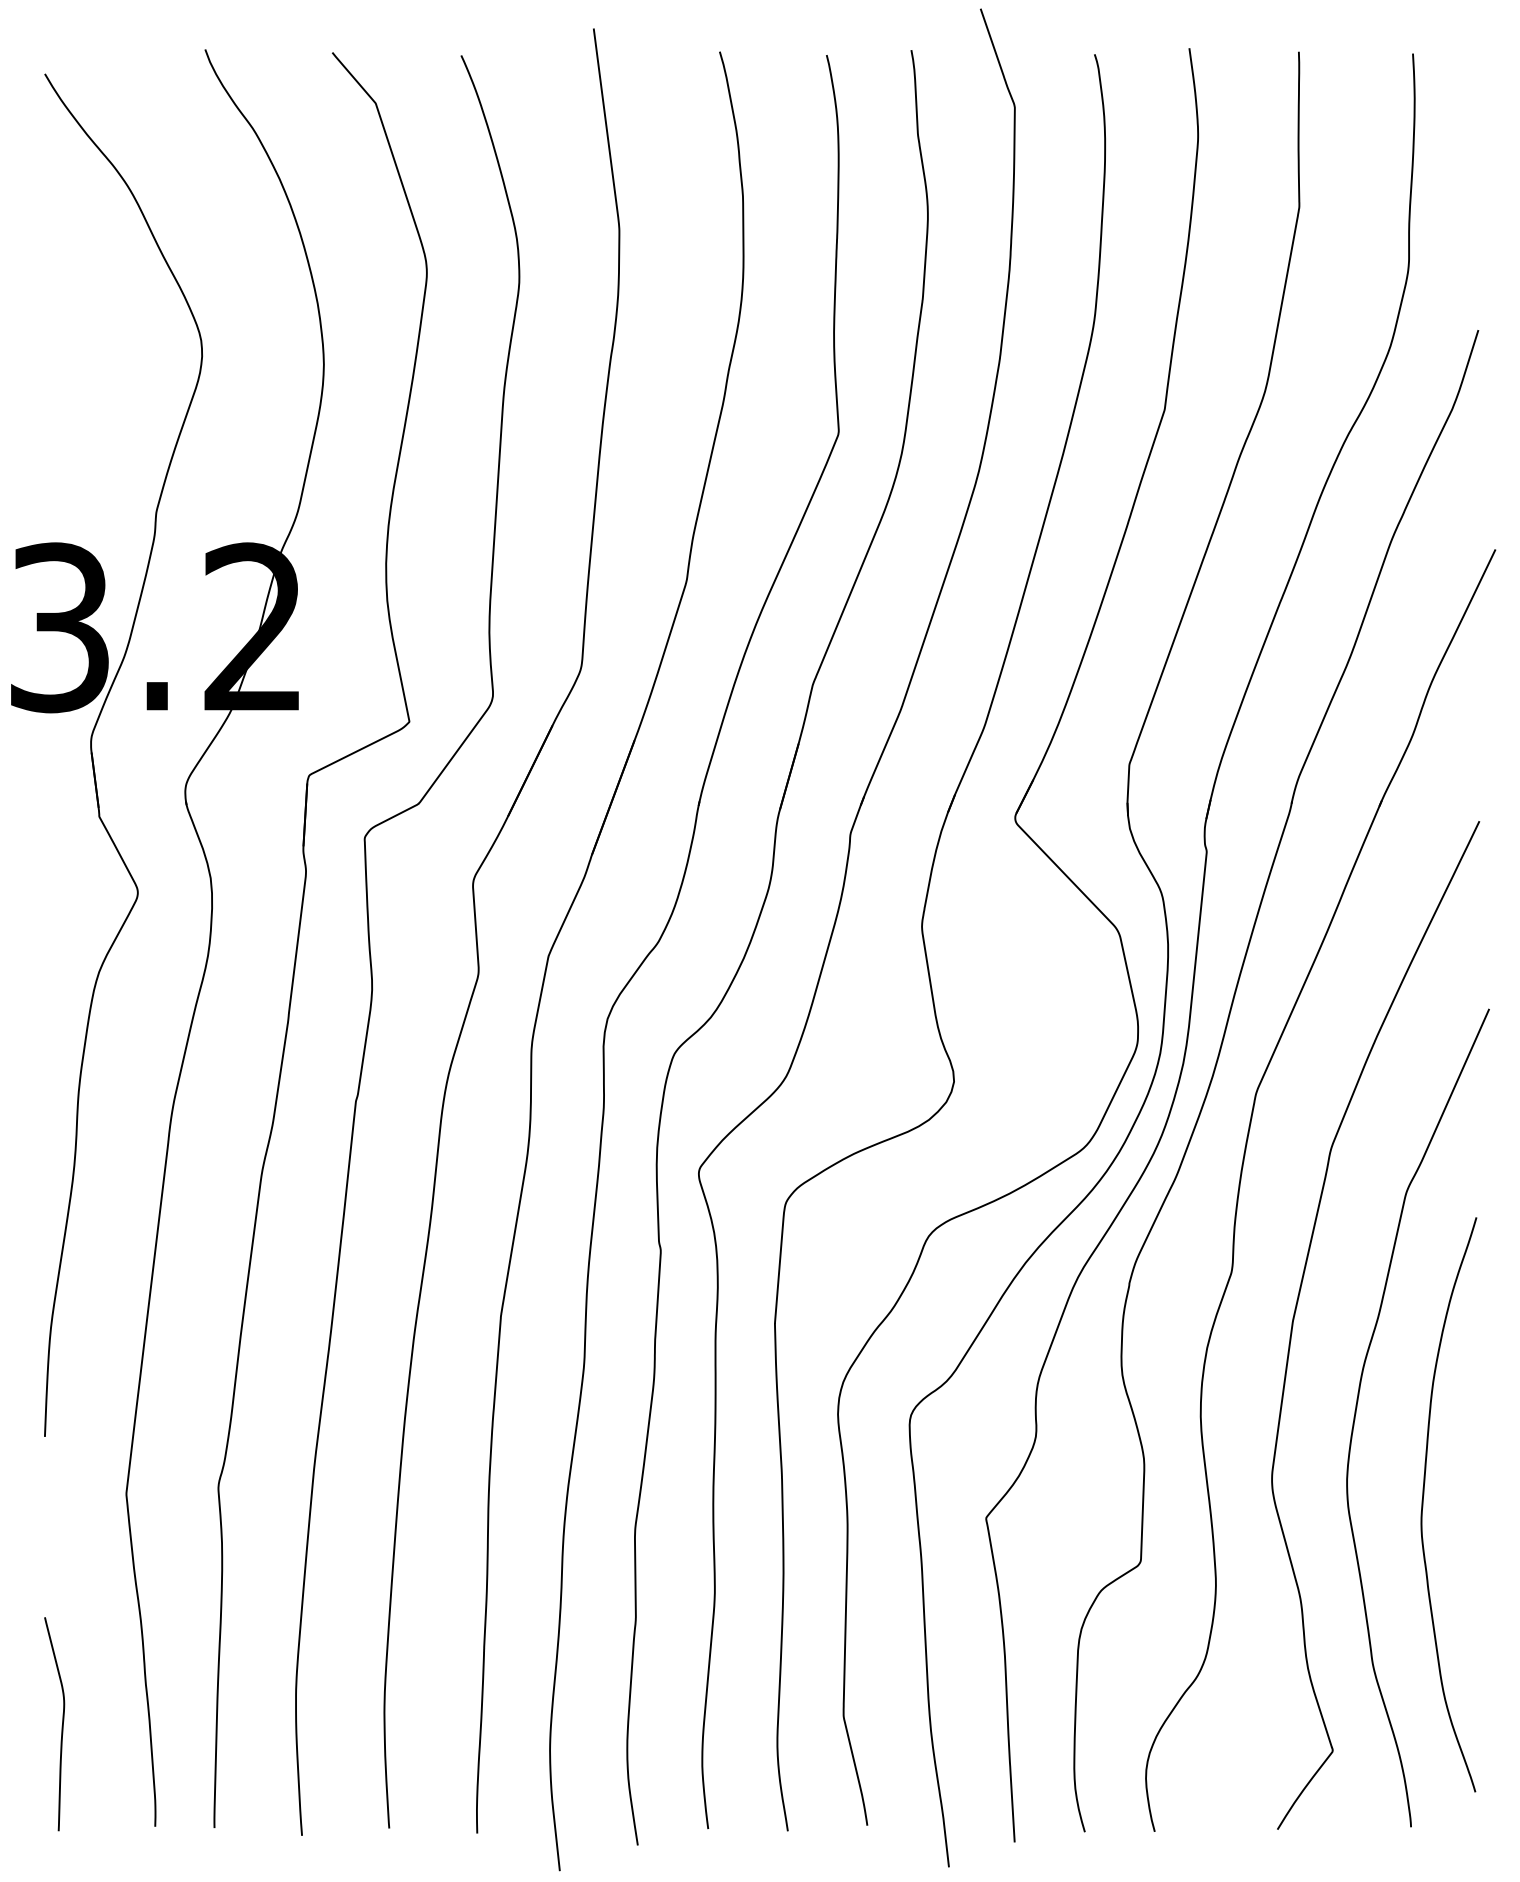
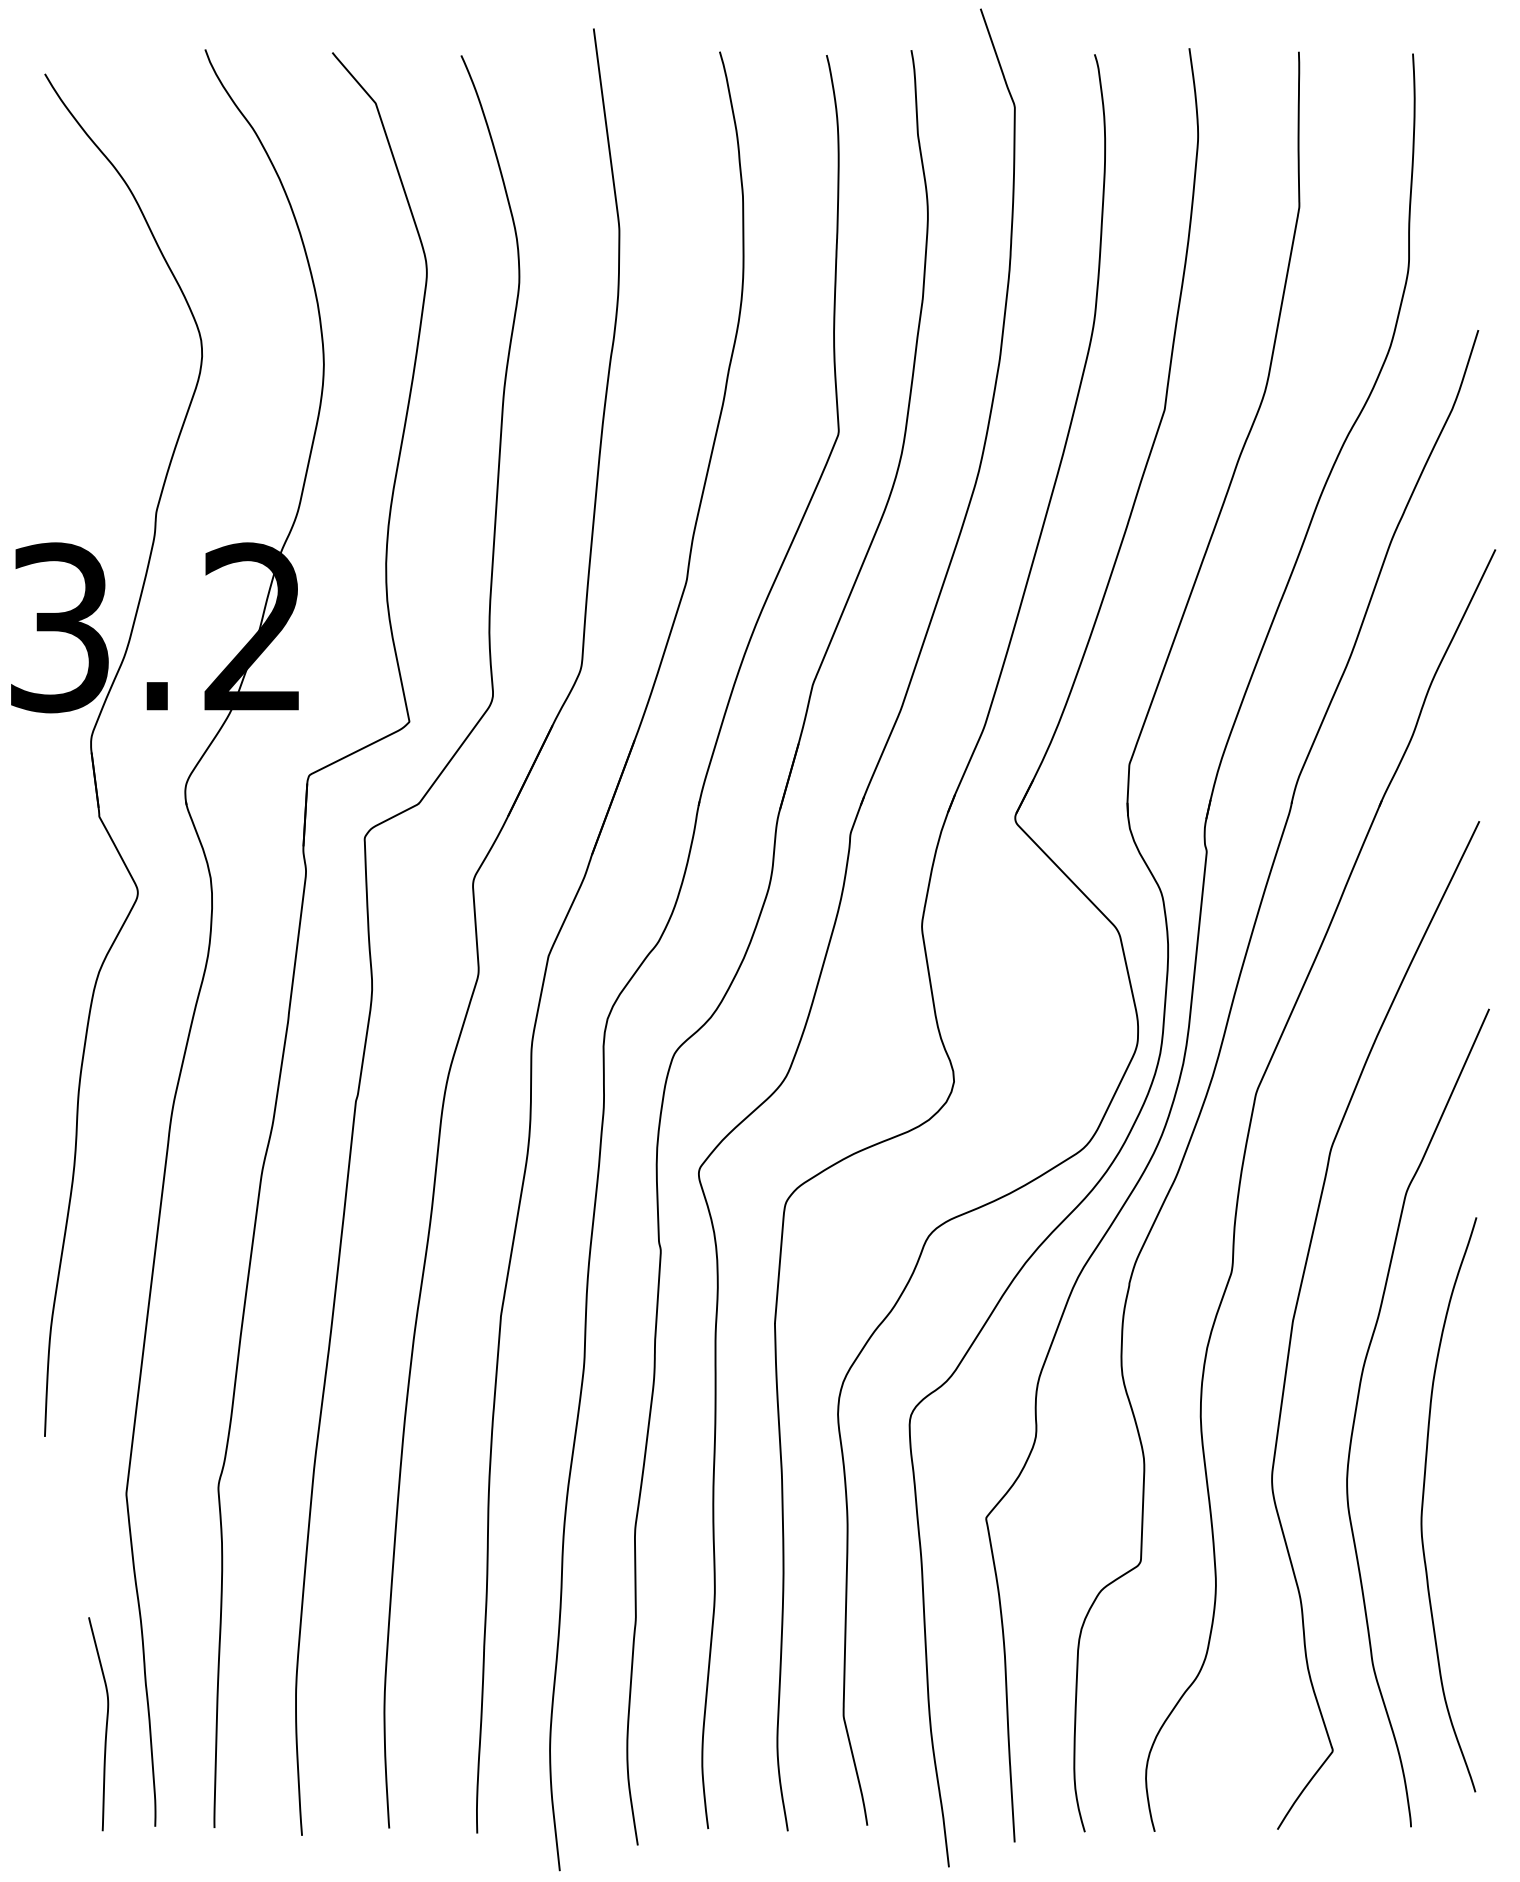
curve position: (61, 1725) -> (105, 1725) (105, 1725)
